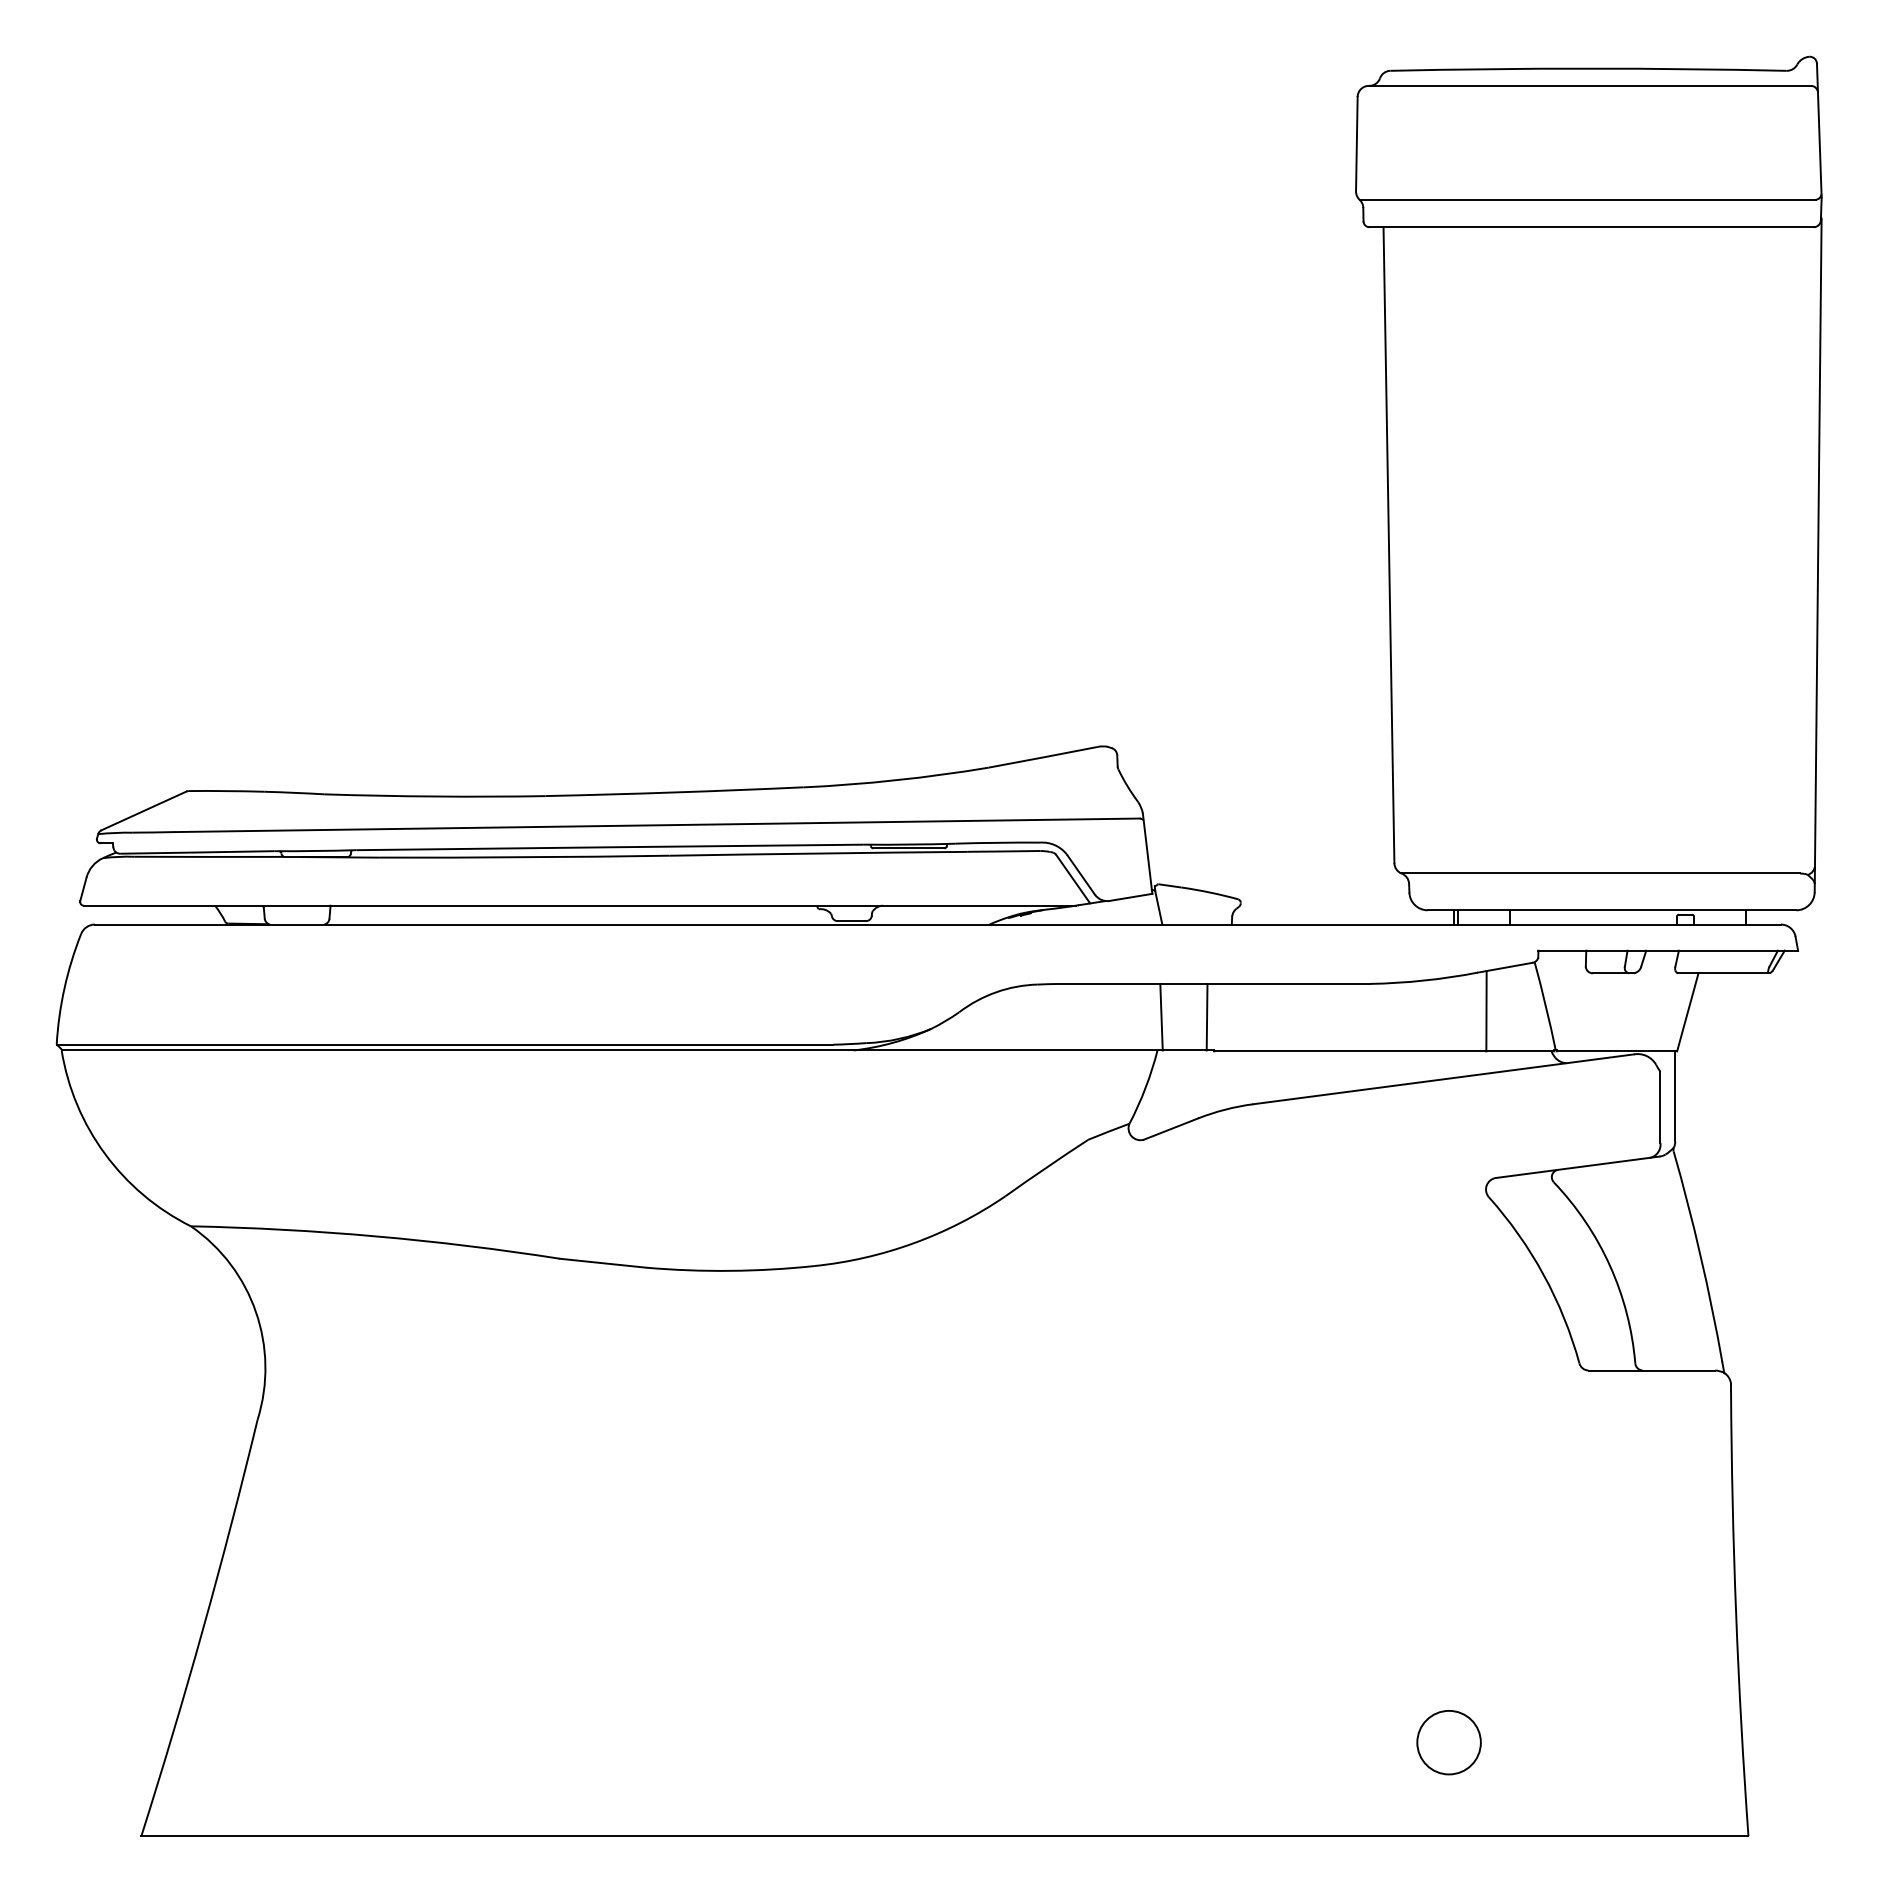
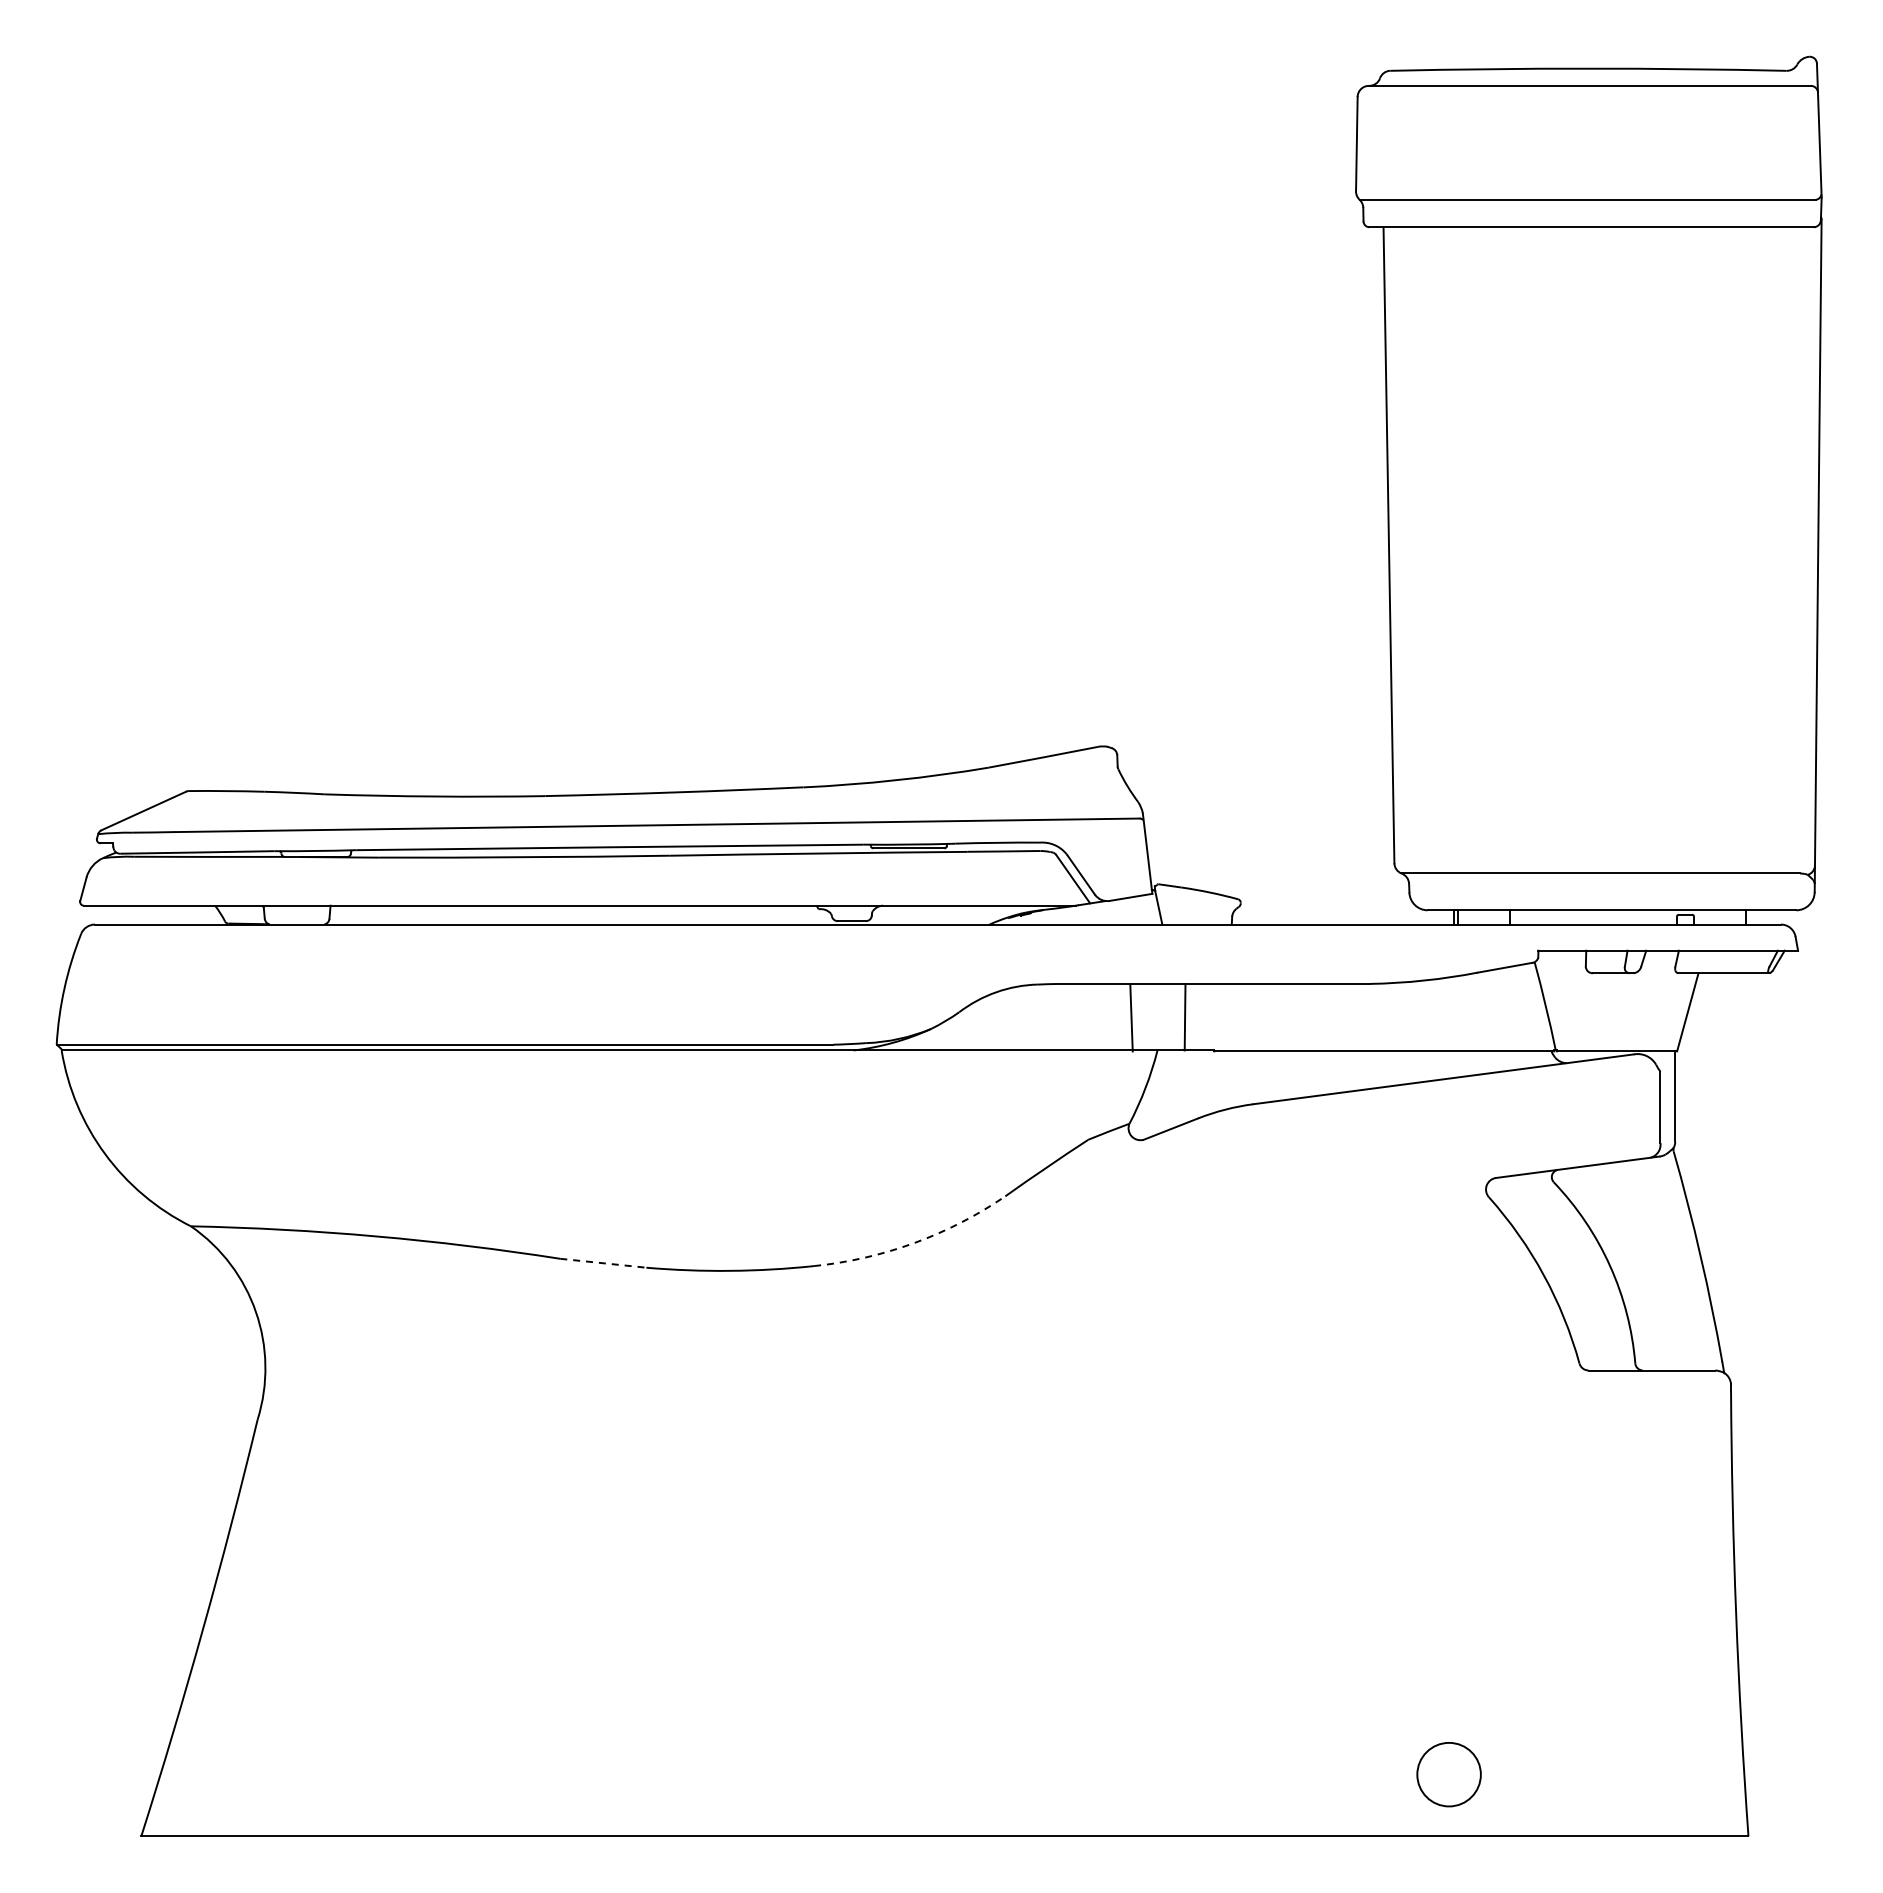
line: present -> none (1486, 1011)
line position: (1161, 1016) -> (1131, 1017) (1131, 1017)
line position: (1206, 1016) -> (1184, 1016) (1184, 1016)
arc: solid -> dashed (914, 1243)
line: solid -> dashed (603, 1263)
circle position: (1448, 1742) -> (1448, 1774) (1448, 1774)
